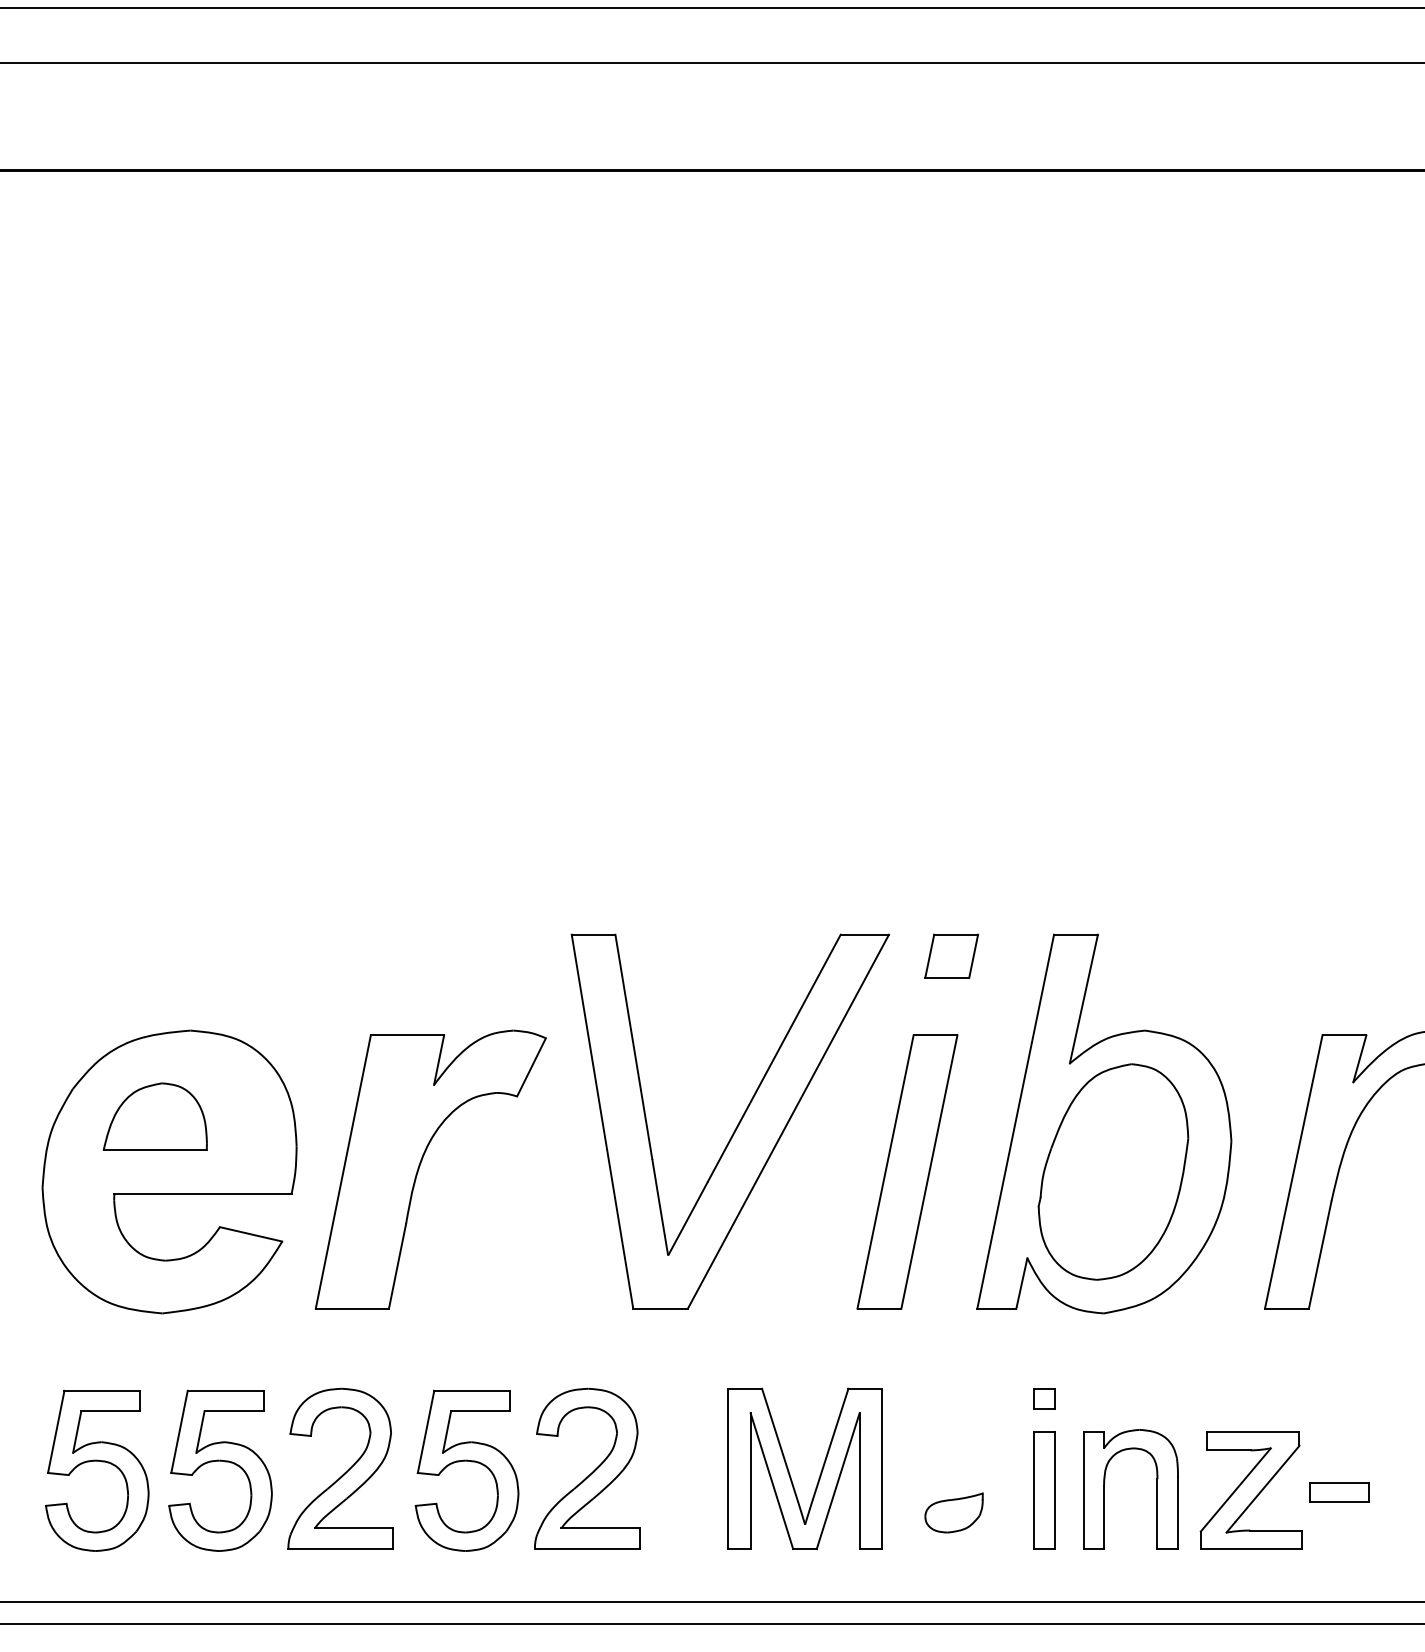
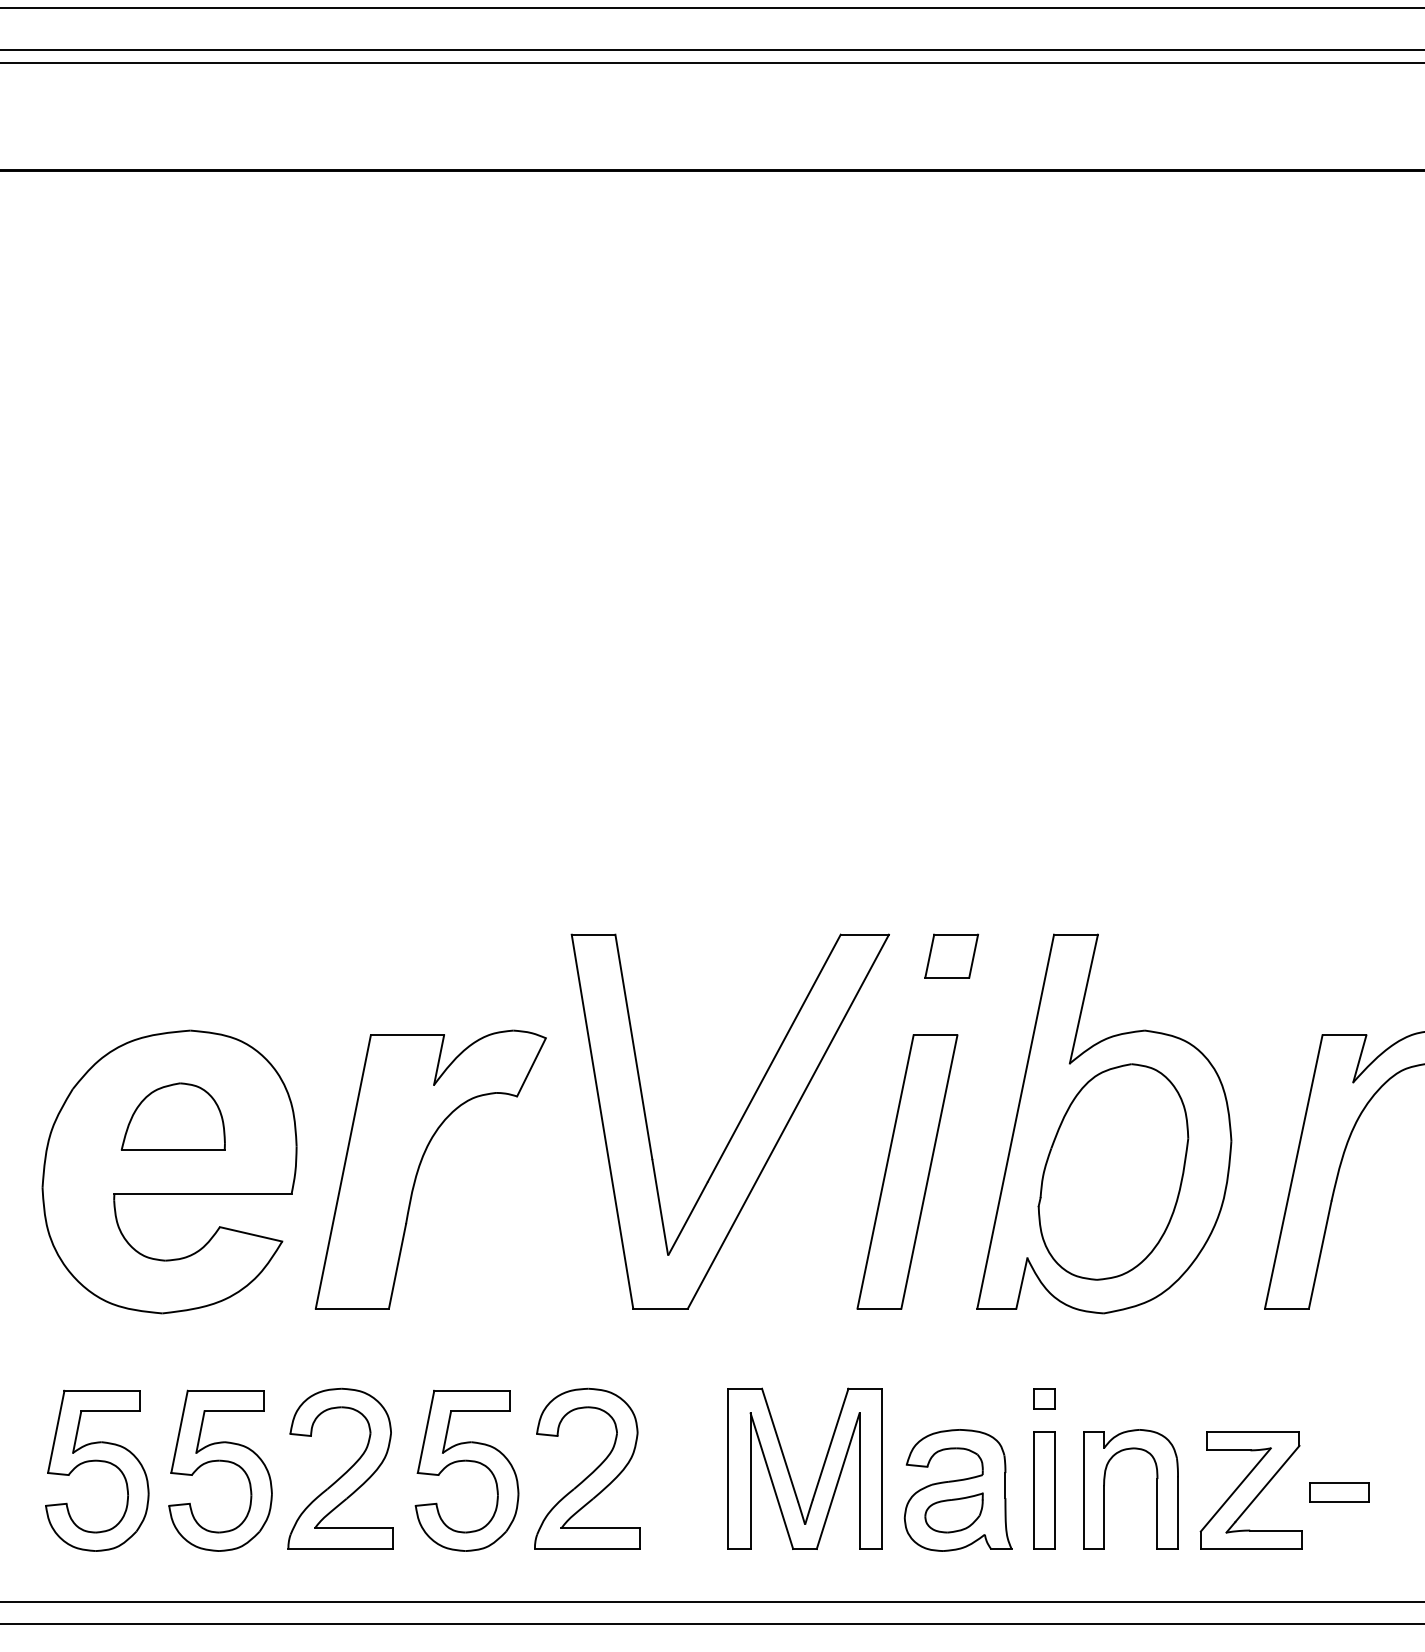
line: none -> present (711, 49)
part position: (154, 1116) -> (172, 1116) (172, 1116)
part: none -> present (957, 1490)
